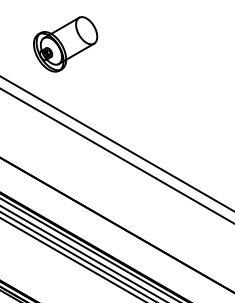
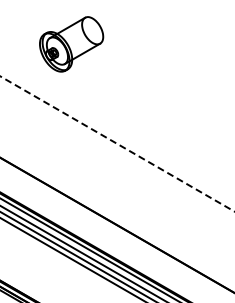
part position: (65, 44) -> (71, 44) (71, 44)
line: solid -> dashed (117, 144)
line: present -> none (116, 155)
